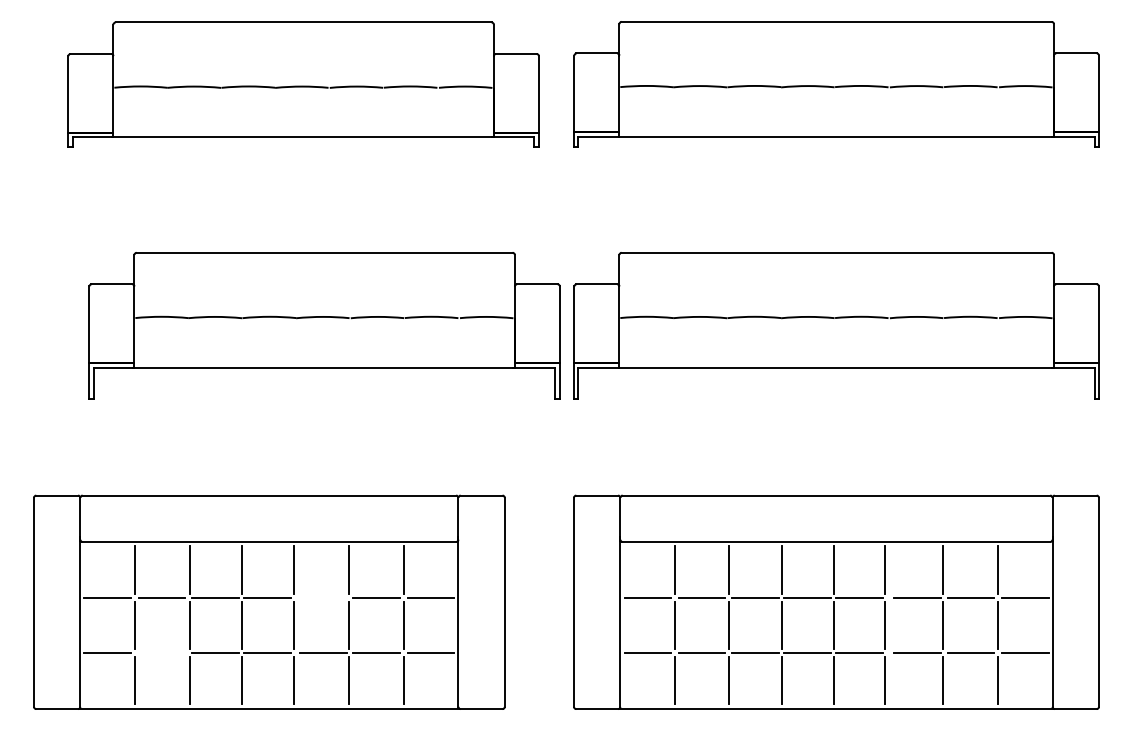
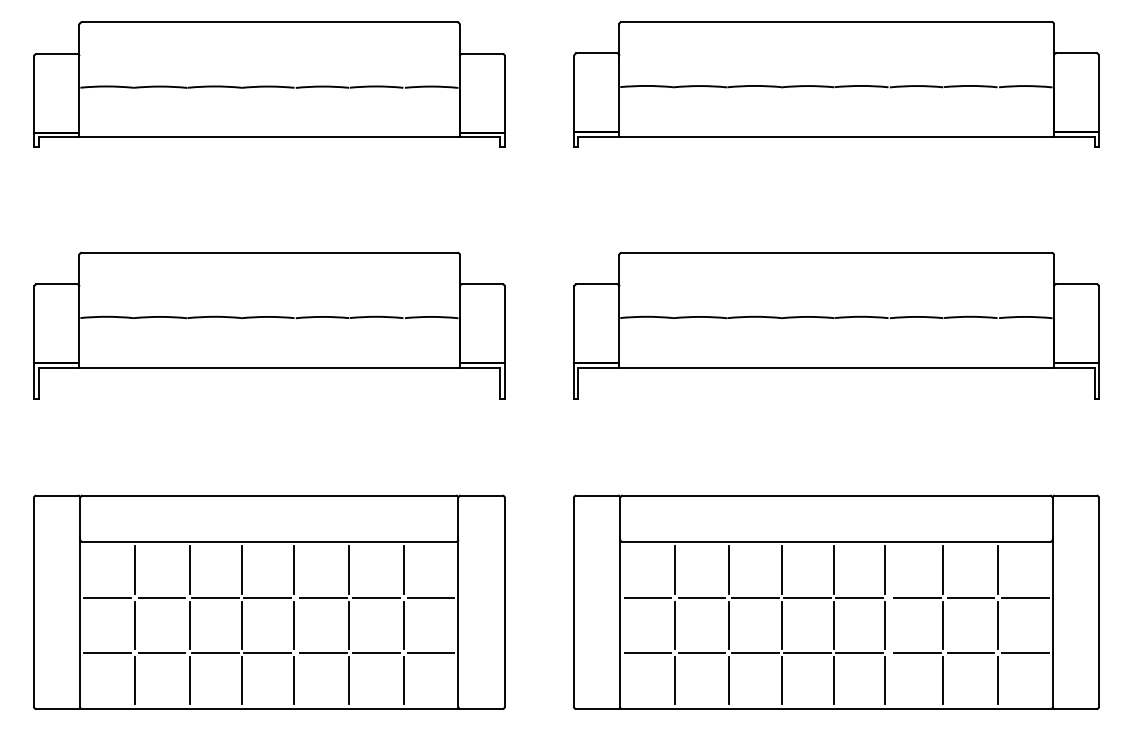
part position: (303, 84) -> (269, 84) (269, 84)
part position: (324, 325) -> (269, 325) (269, 325)
line: none -> present (323, 597)
line: none -> present (162, 653)
